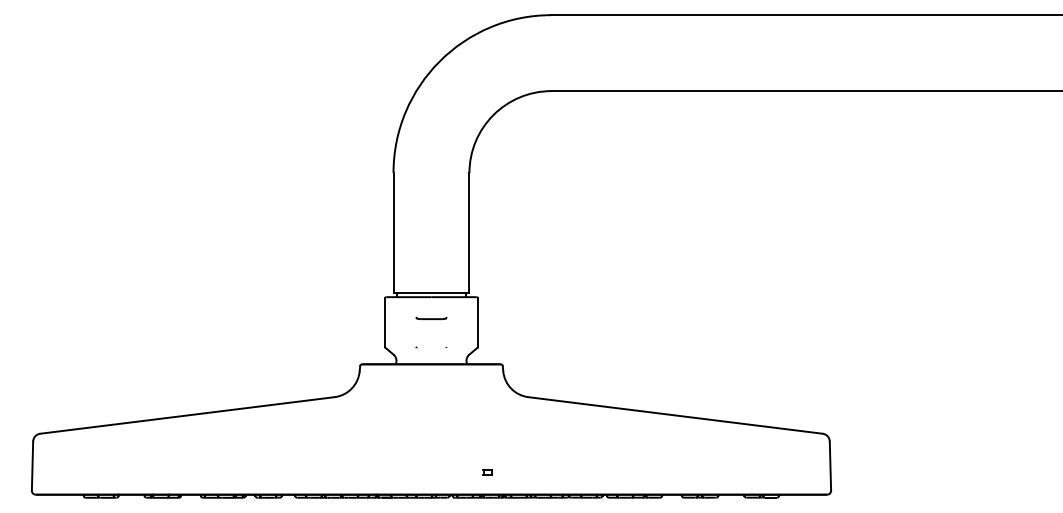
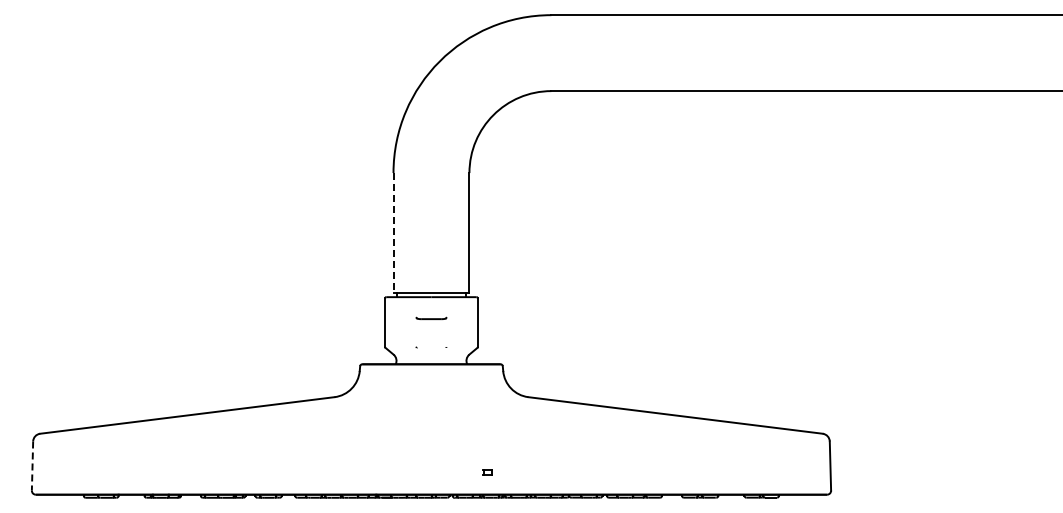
line: solid -> dashed (393, 233)
line: solid -> dashed (32, 466)
